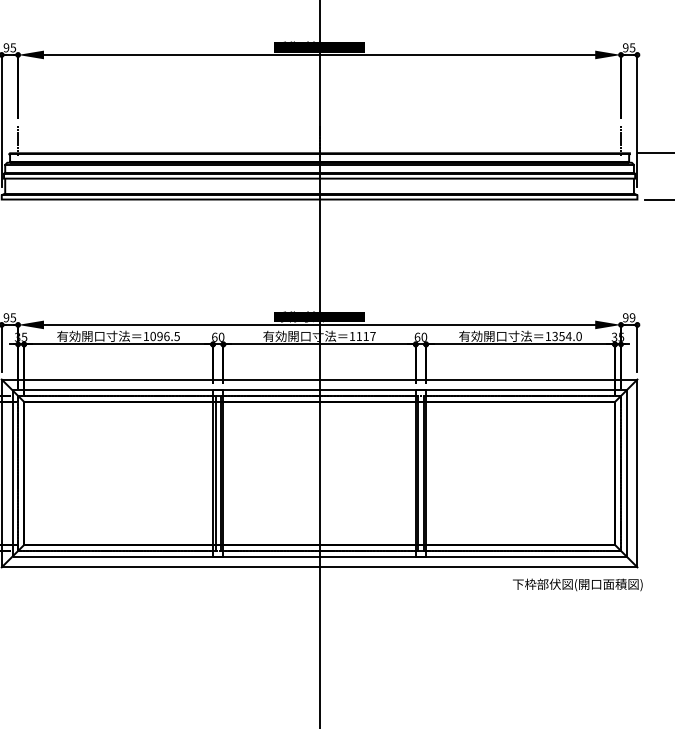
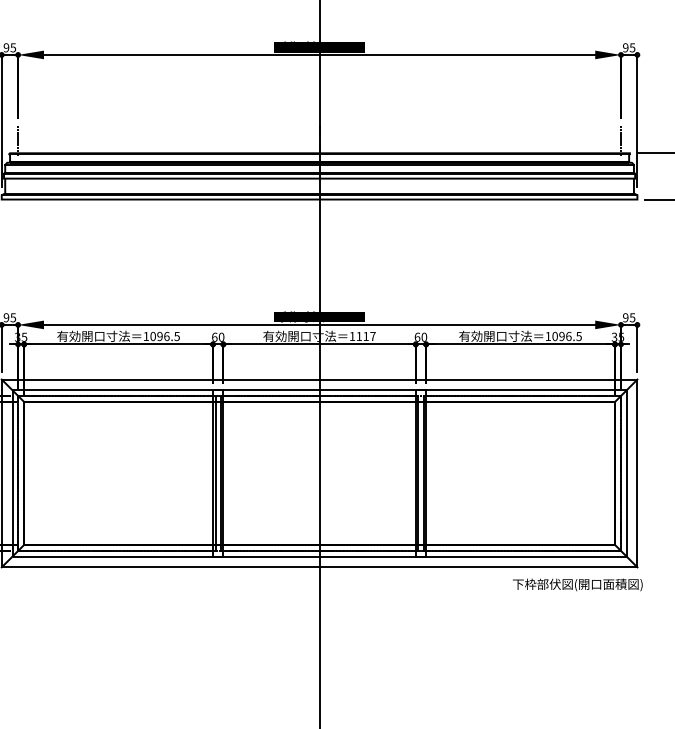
text: 99 -> 95 (632, 317)
text: 1354.0 -> 1096.5 (566, 336)
